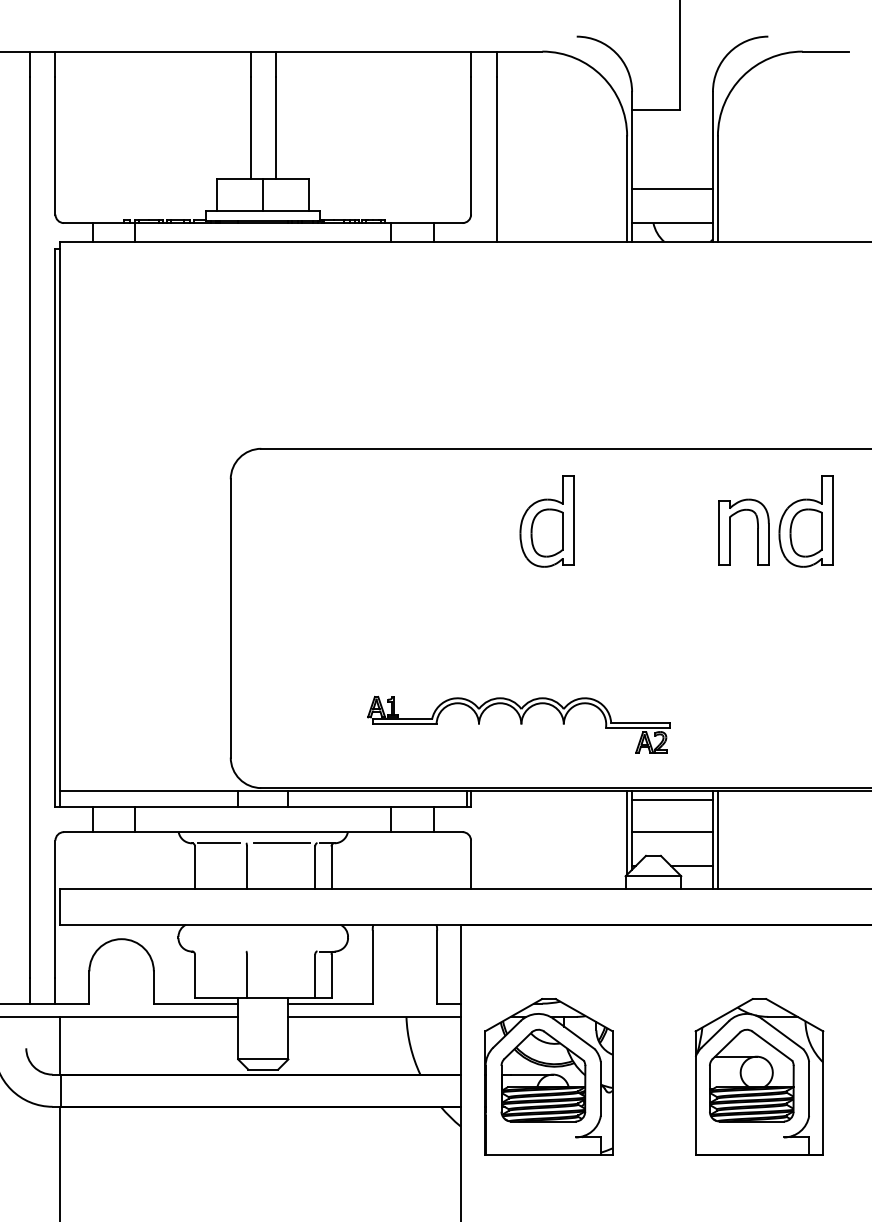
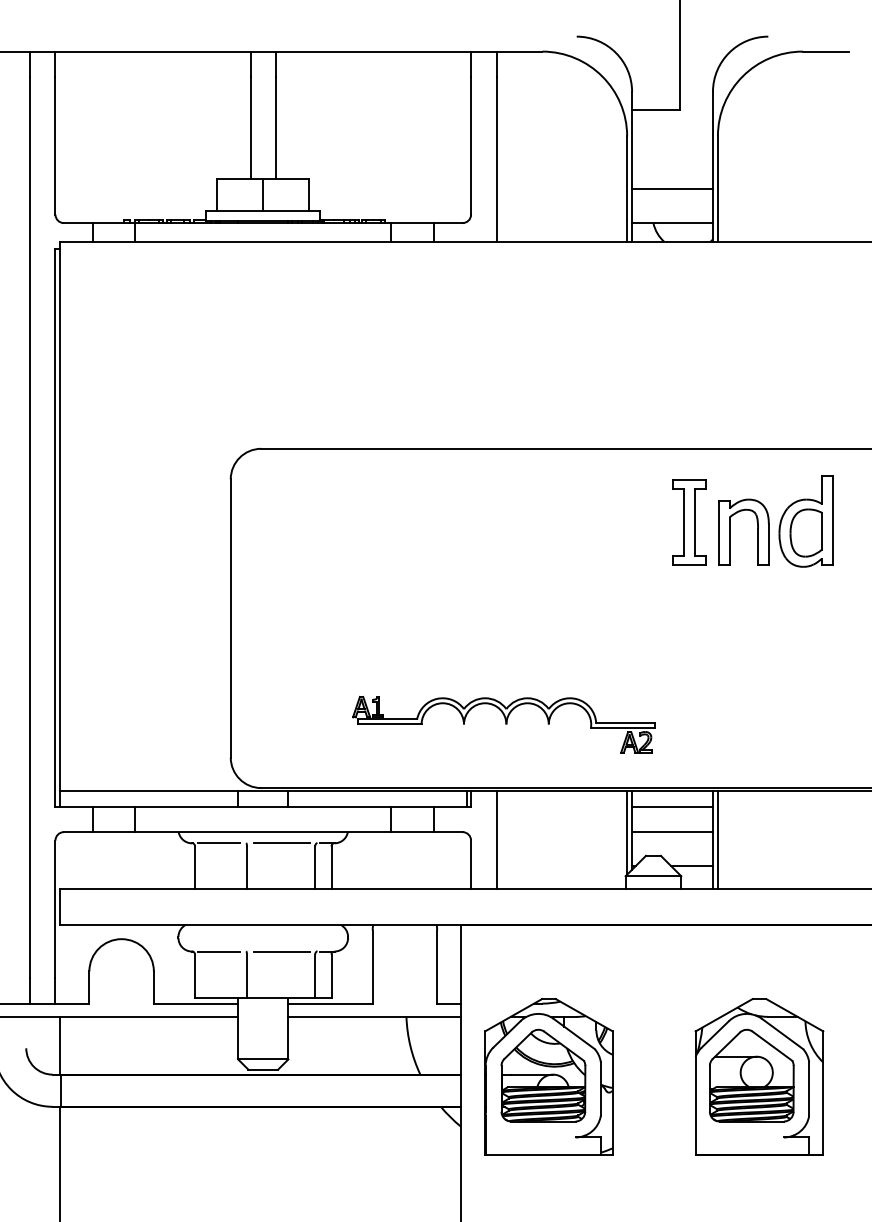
part: present -> none (546, 521)
part: none -> present (689, 522)
part position: (518, 724) -> (503, 724) (503, 724)
line position: (672, 799) -> (672, 806) (672, 806)
line: none -> present (496, 840)
line: none -> present (218, 951)
line: none -> present (281, 951)
